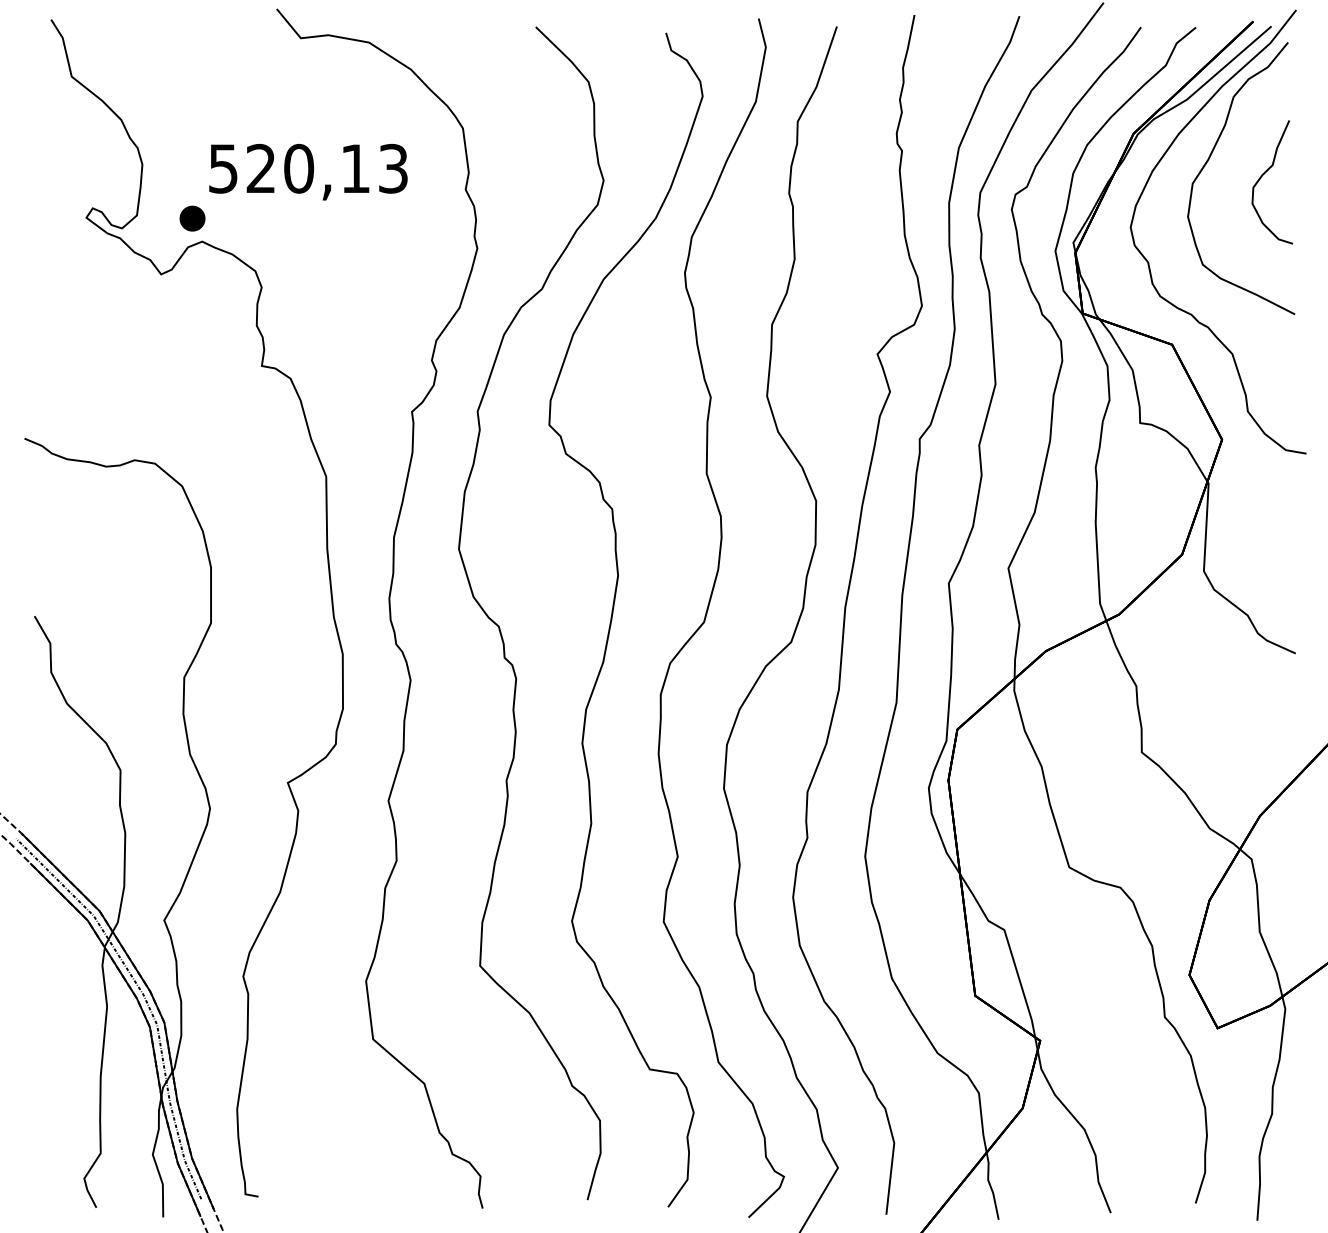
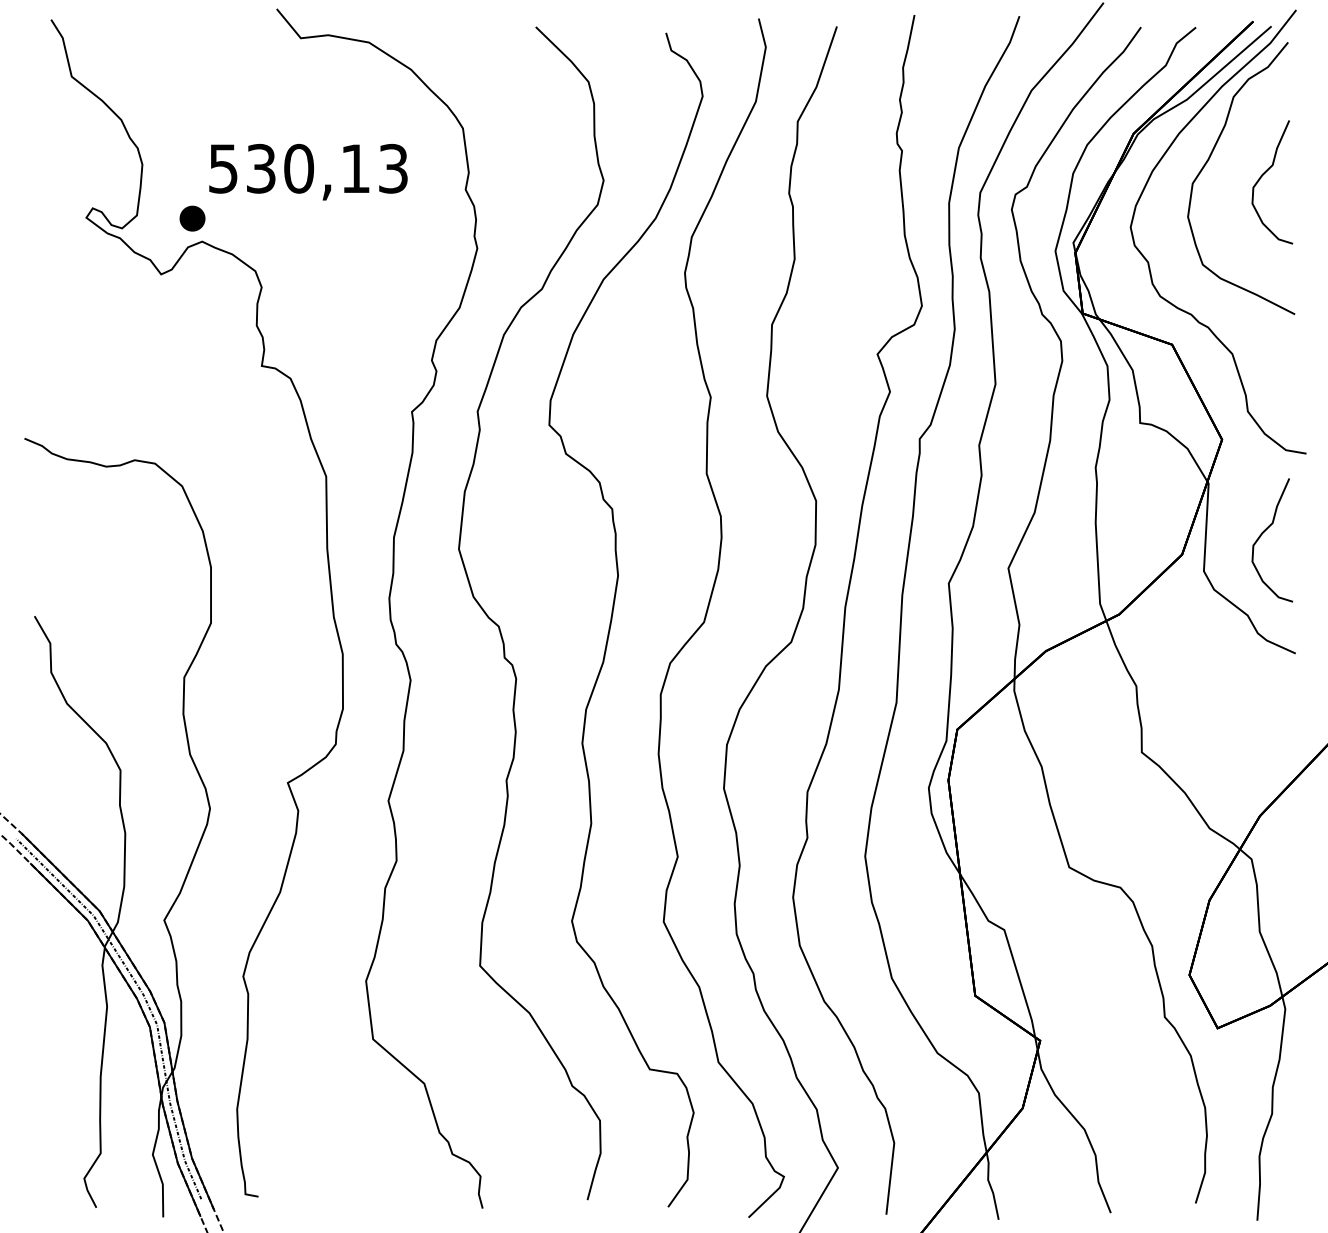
text: 520,13 -> 530,13 (260, 168)
part: none -> present (1264, 532)
